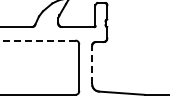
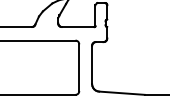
line: dashed -> solid (37, 40)
line: dashed -> solid (92, 64)
